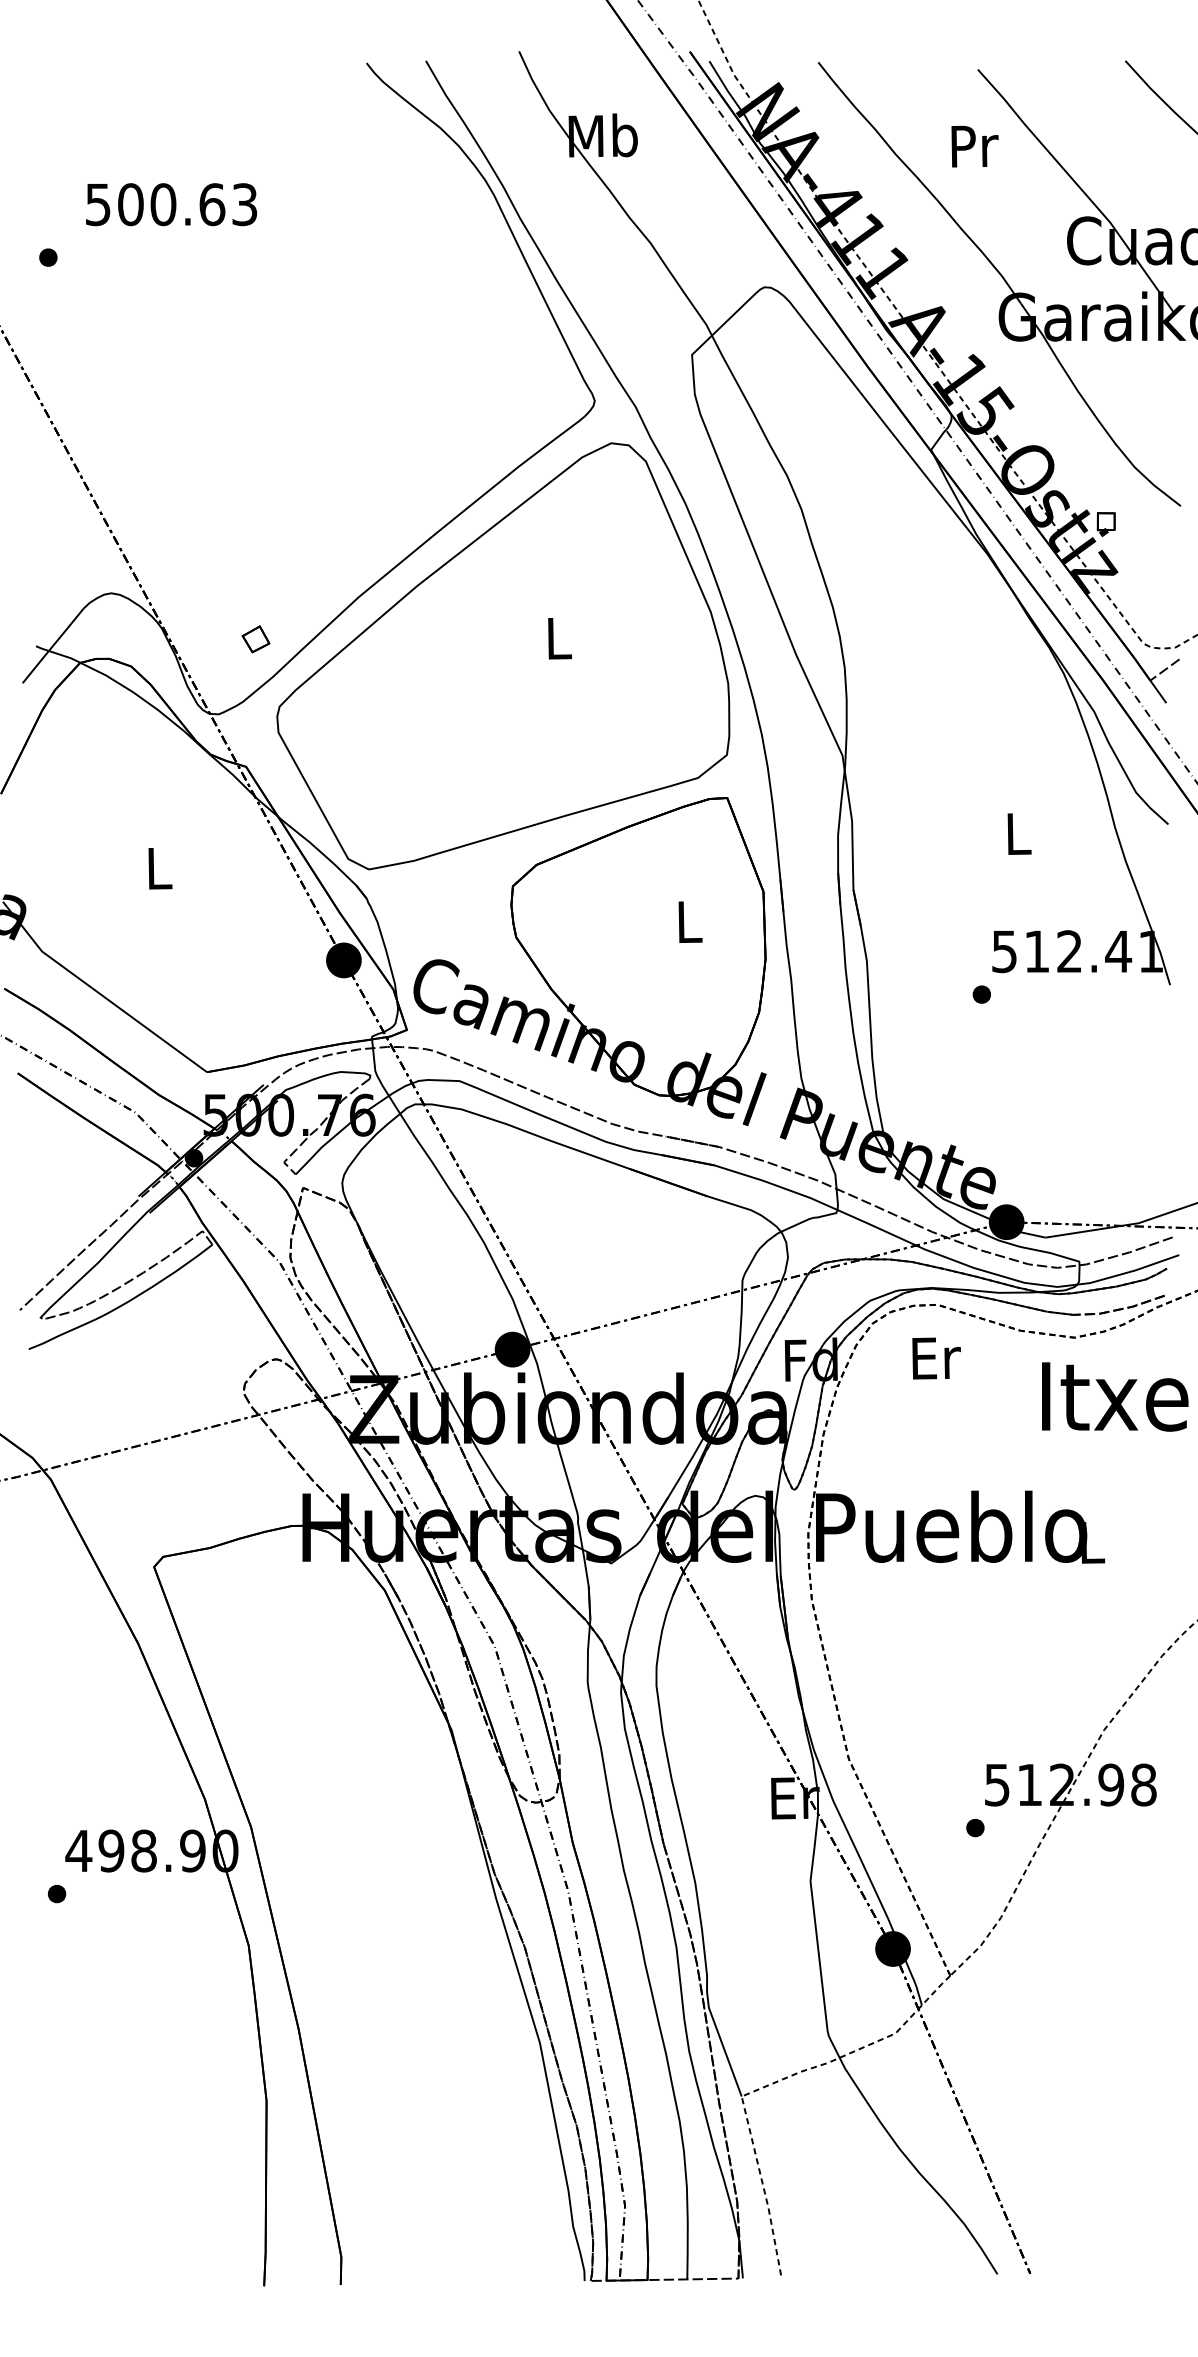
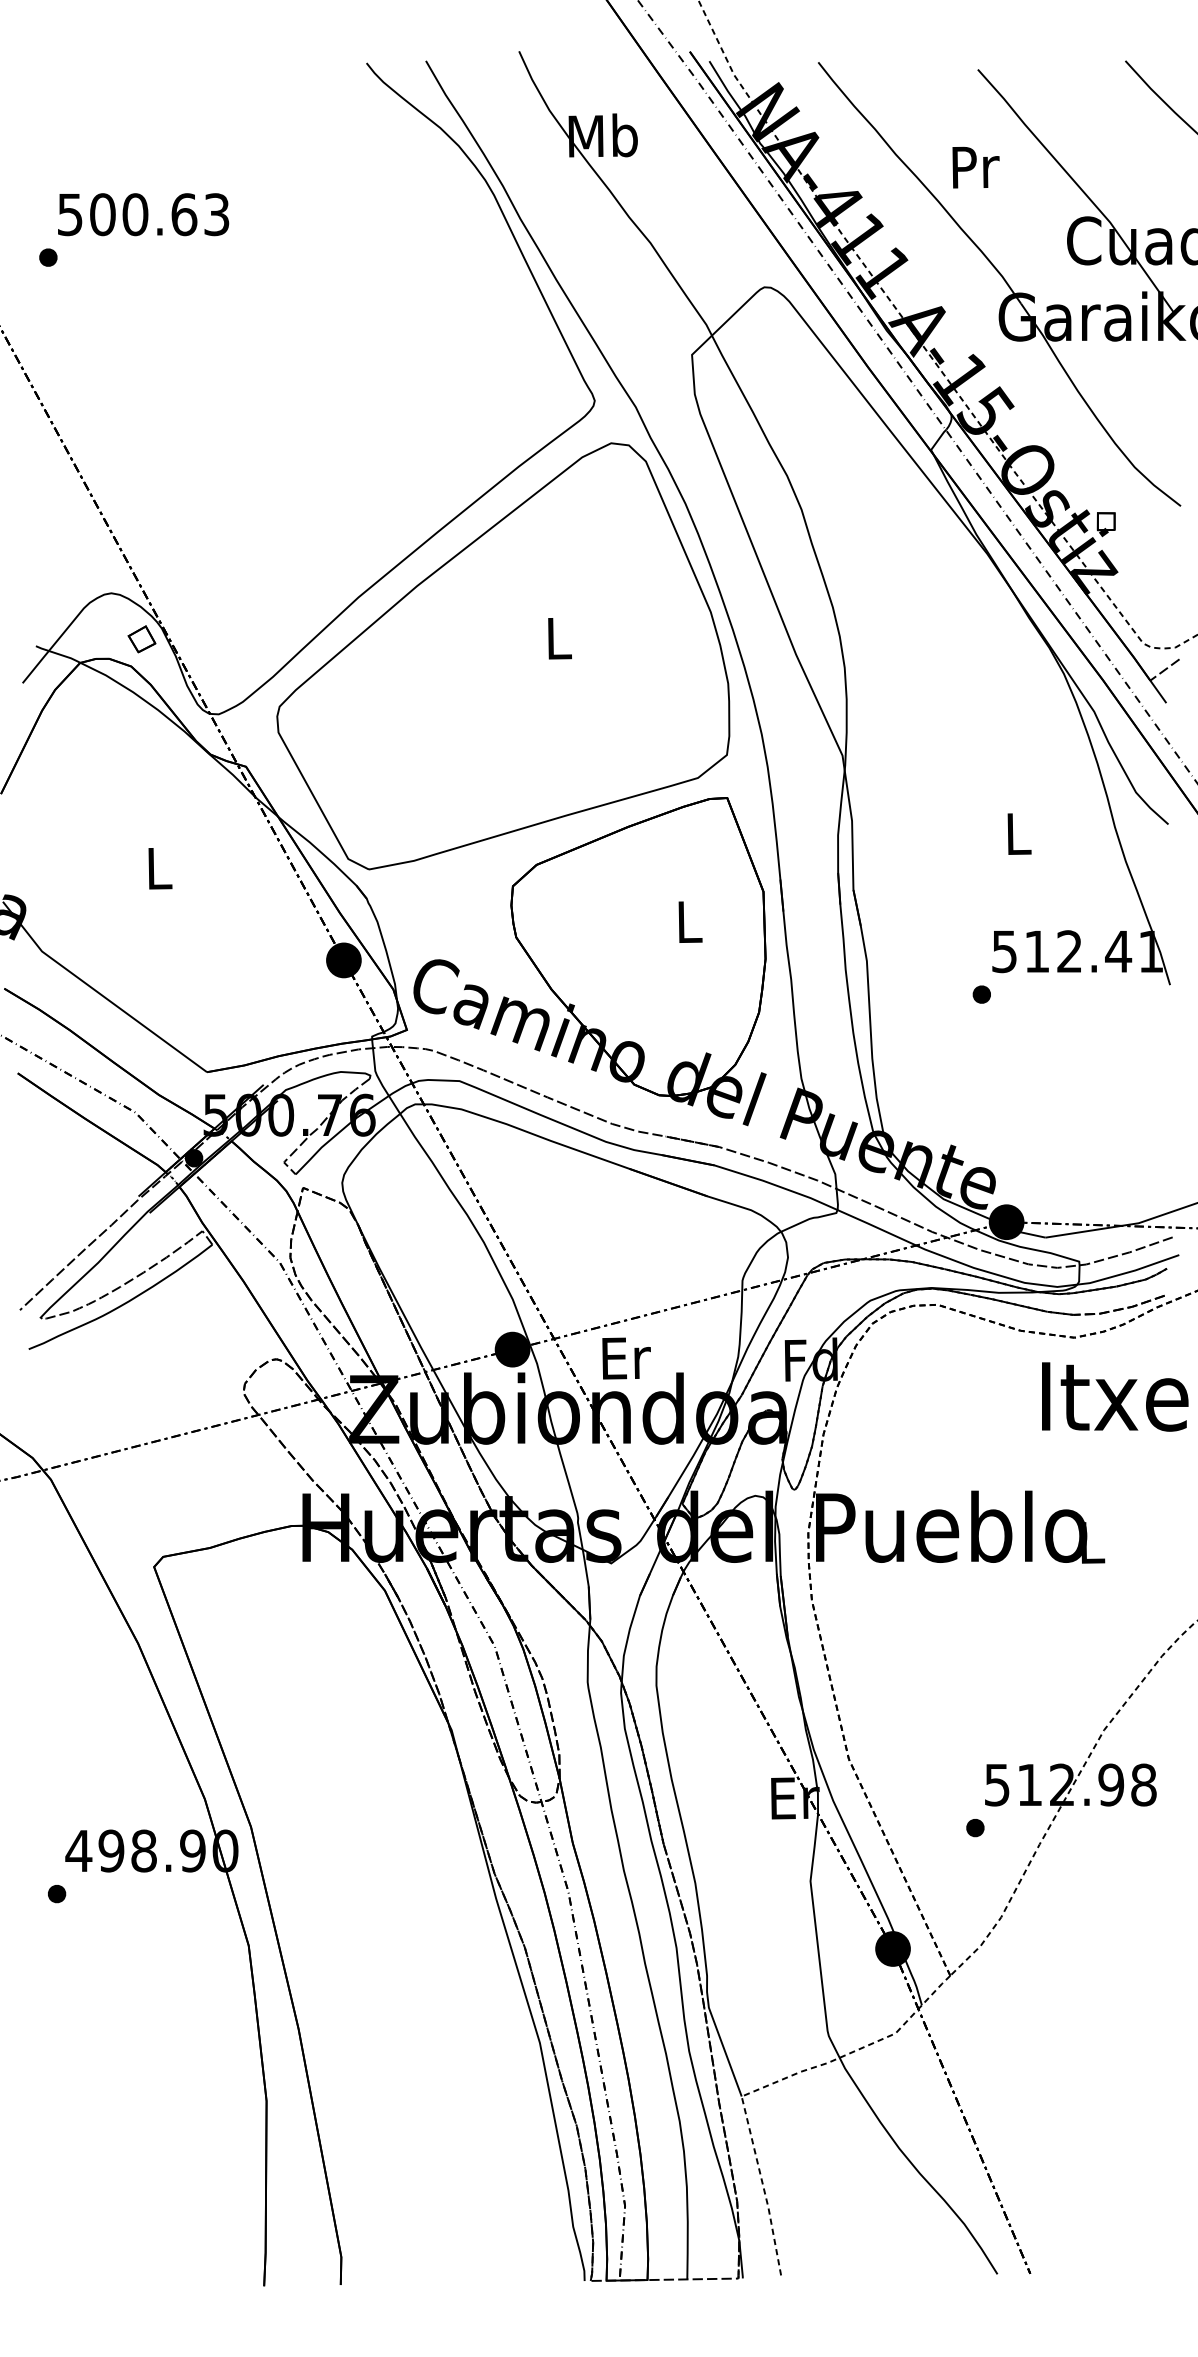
text position: (974, 146) -> (975, 167) (975, 167)
text position: (171, 204) -> (143, 214) (143, 214)
part position: (255, 639) -> (141, 639) (141, 639)
text position: (936, 1358) -> (626, 1358) (626, 1358)
